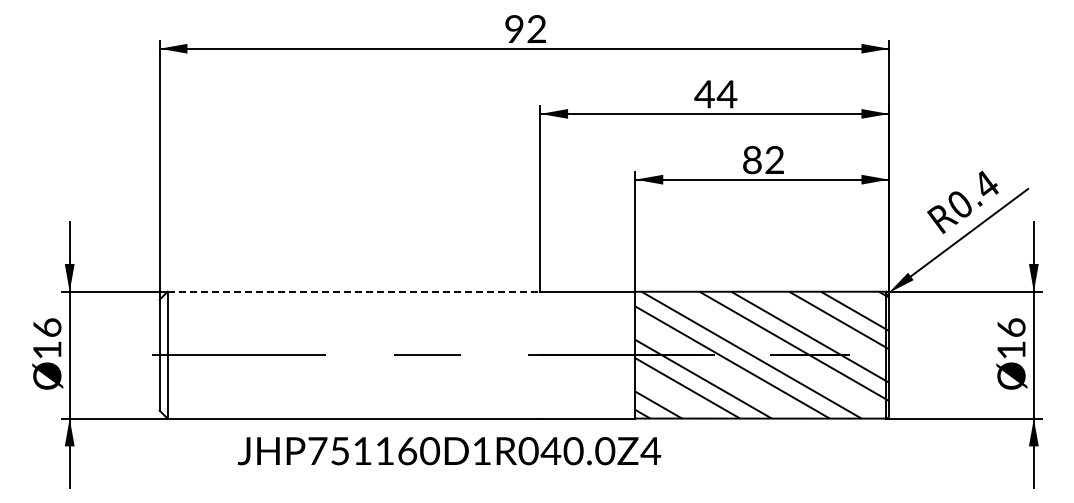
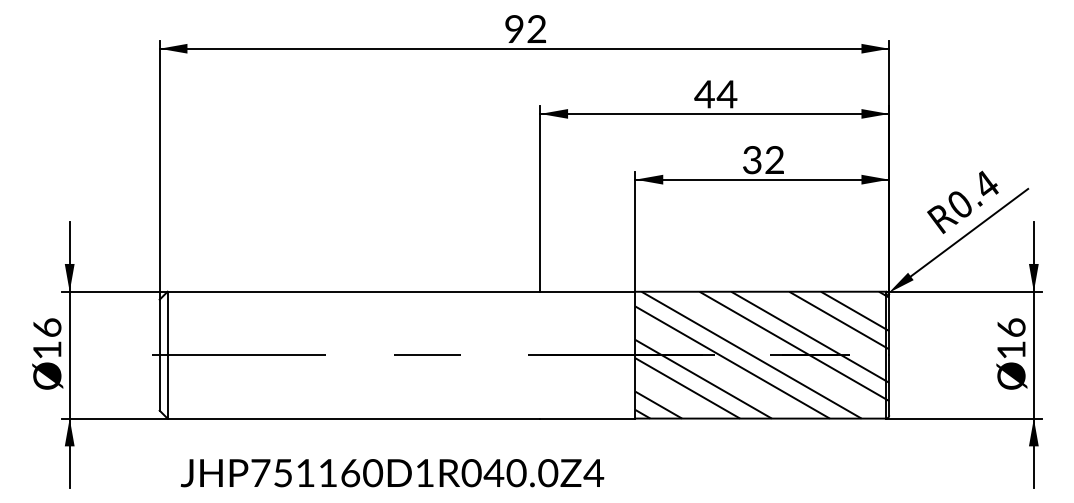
text: 82 -> 32 (752, 159)
line: dashed -> solid (354, 291)
text position: (449, 451) -> (392, 473) (392, 473)
